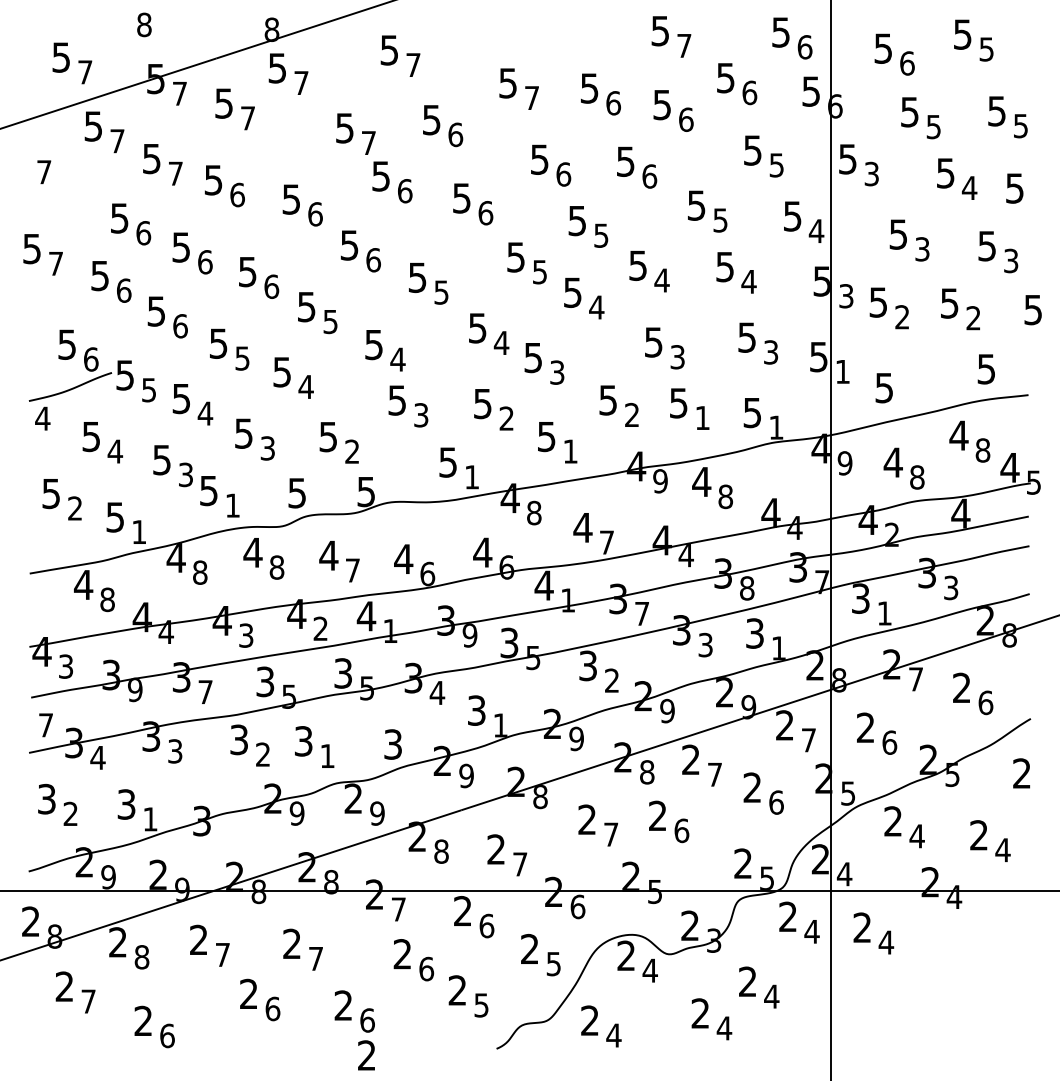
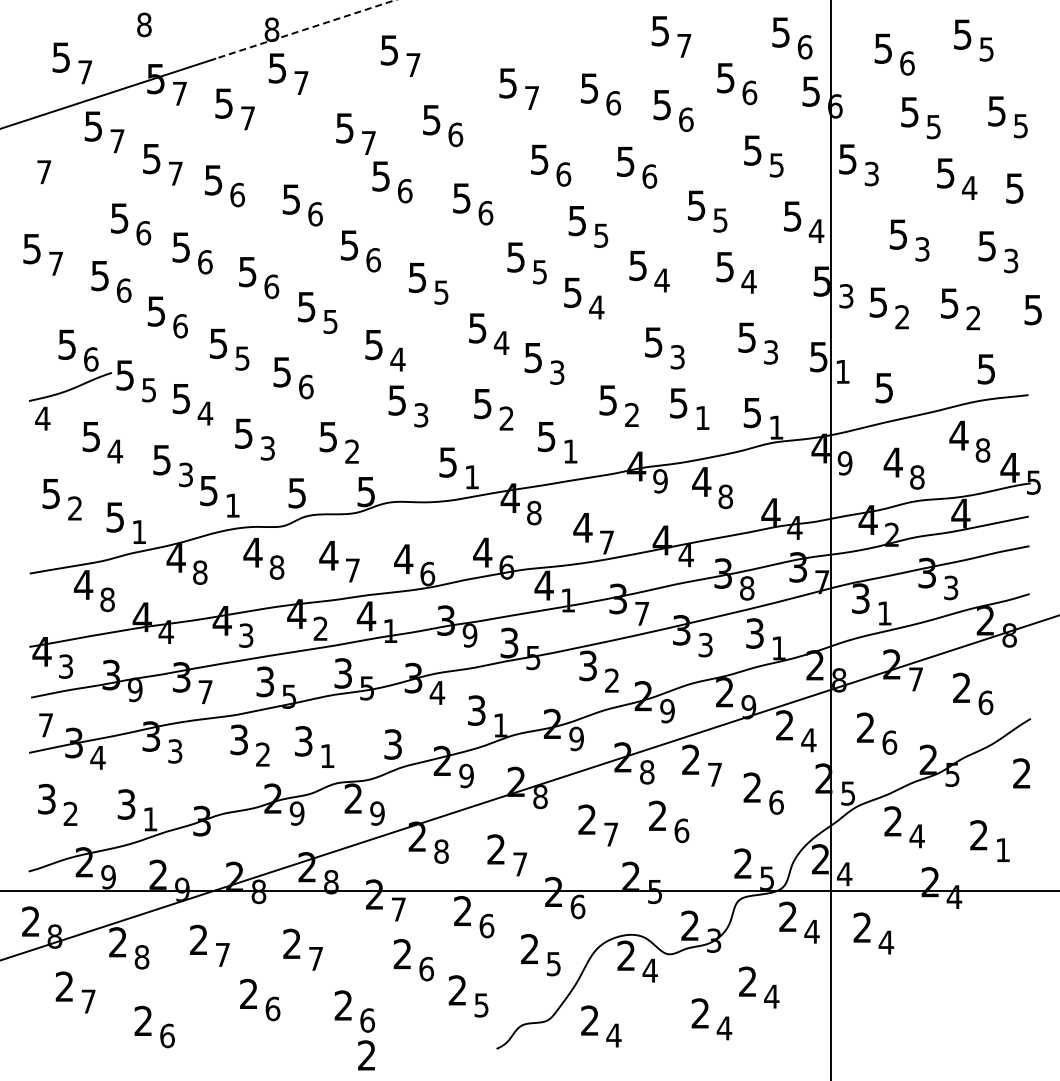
line: solid -> dashed (305, 29)
text: 4 -> 6 (305, 386)
text: 7 -> 4 (808, 740)
text: 4 -> 1 (1002, 850)
